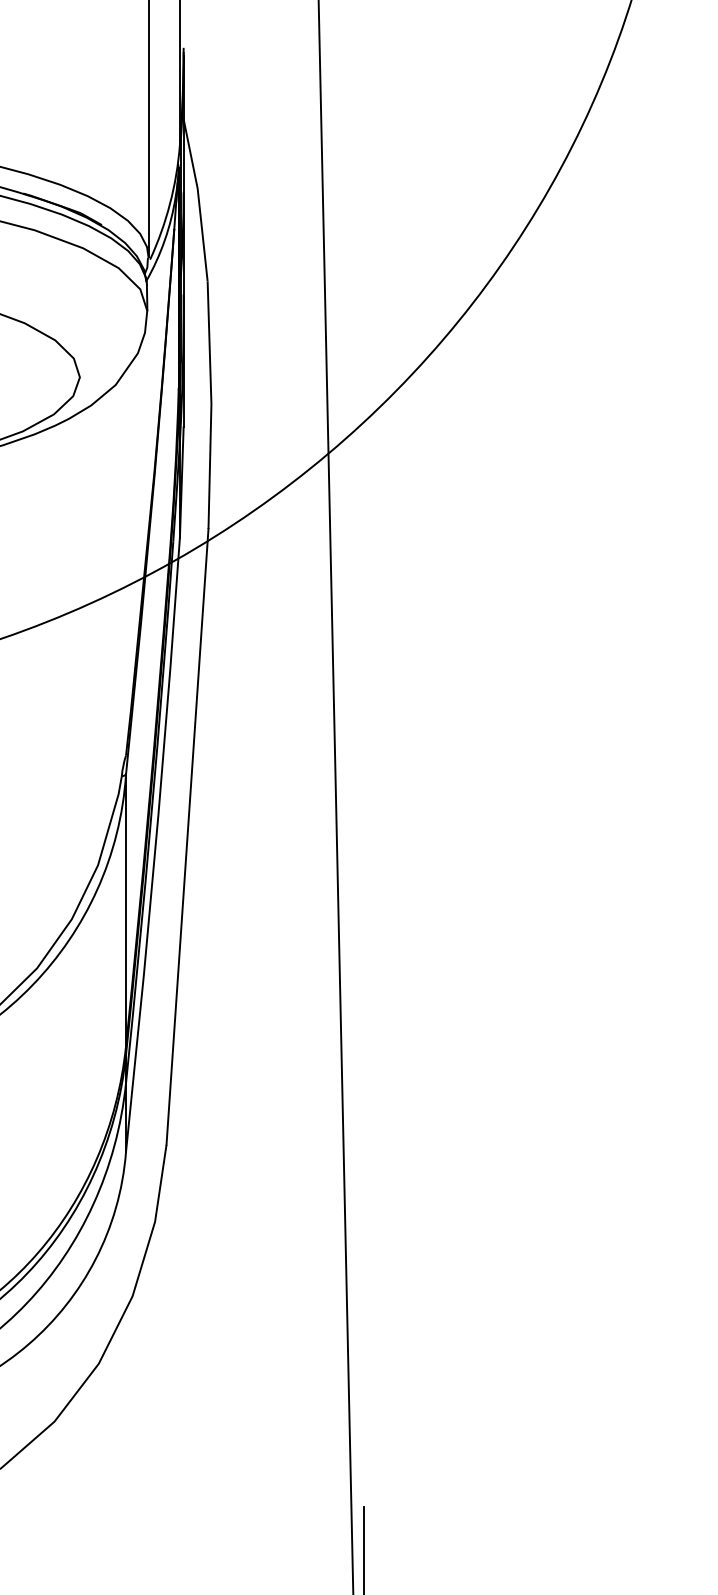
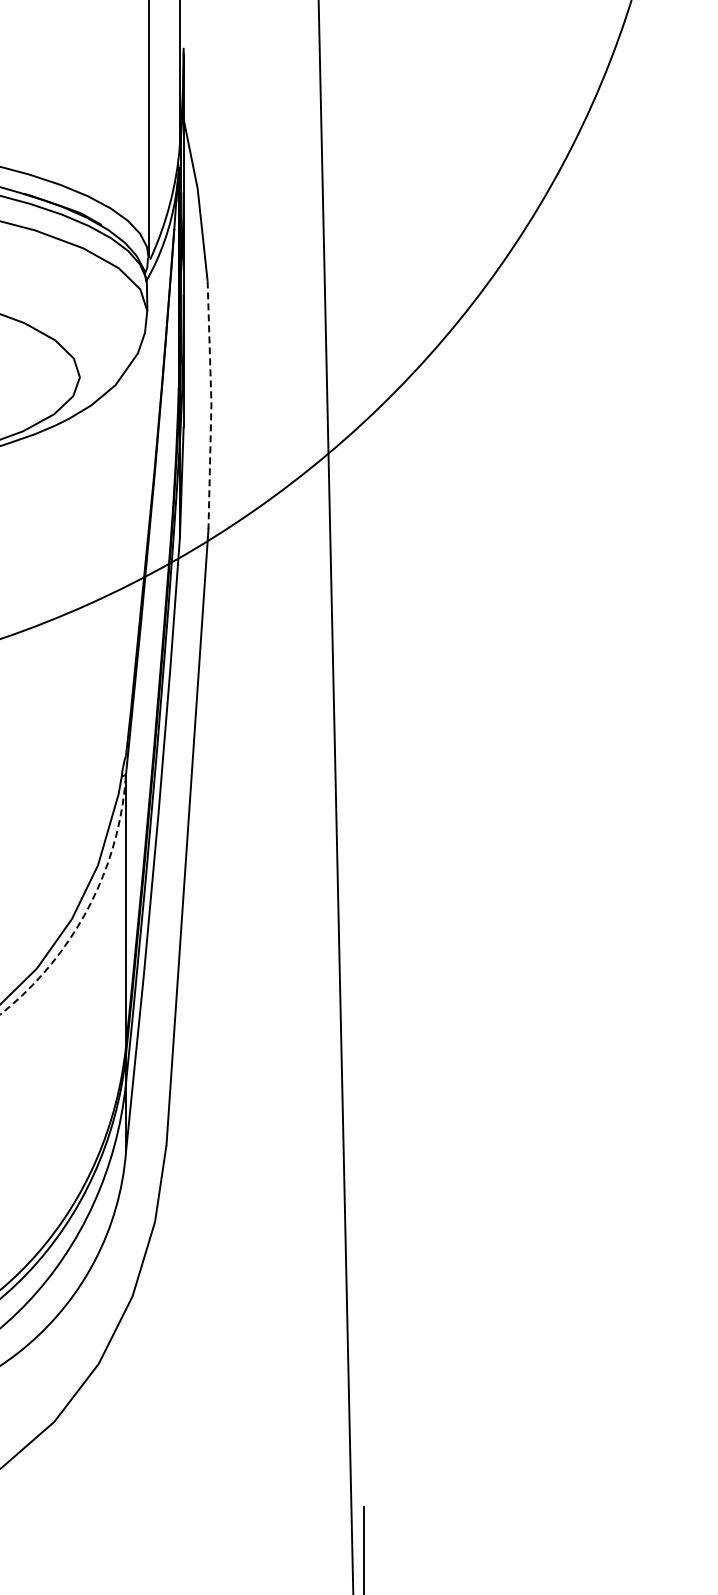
line: solid -> dashed (211, 405)
arc: solid -> dashed (88, 908)
